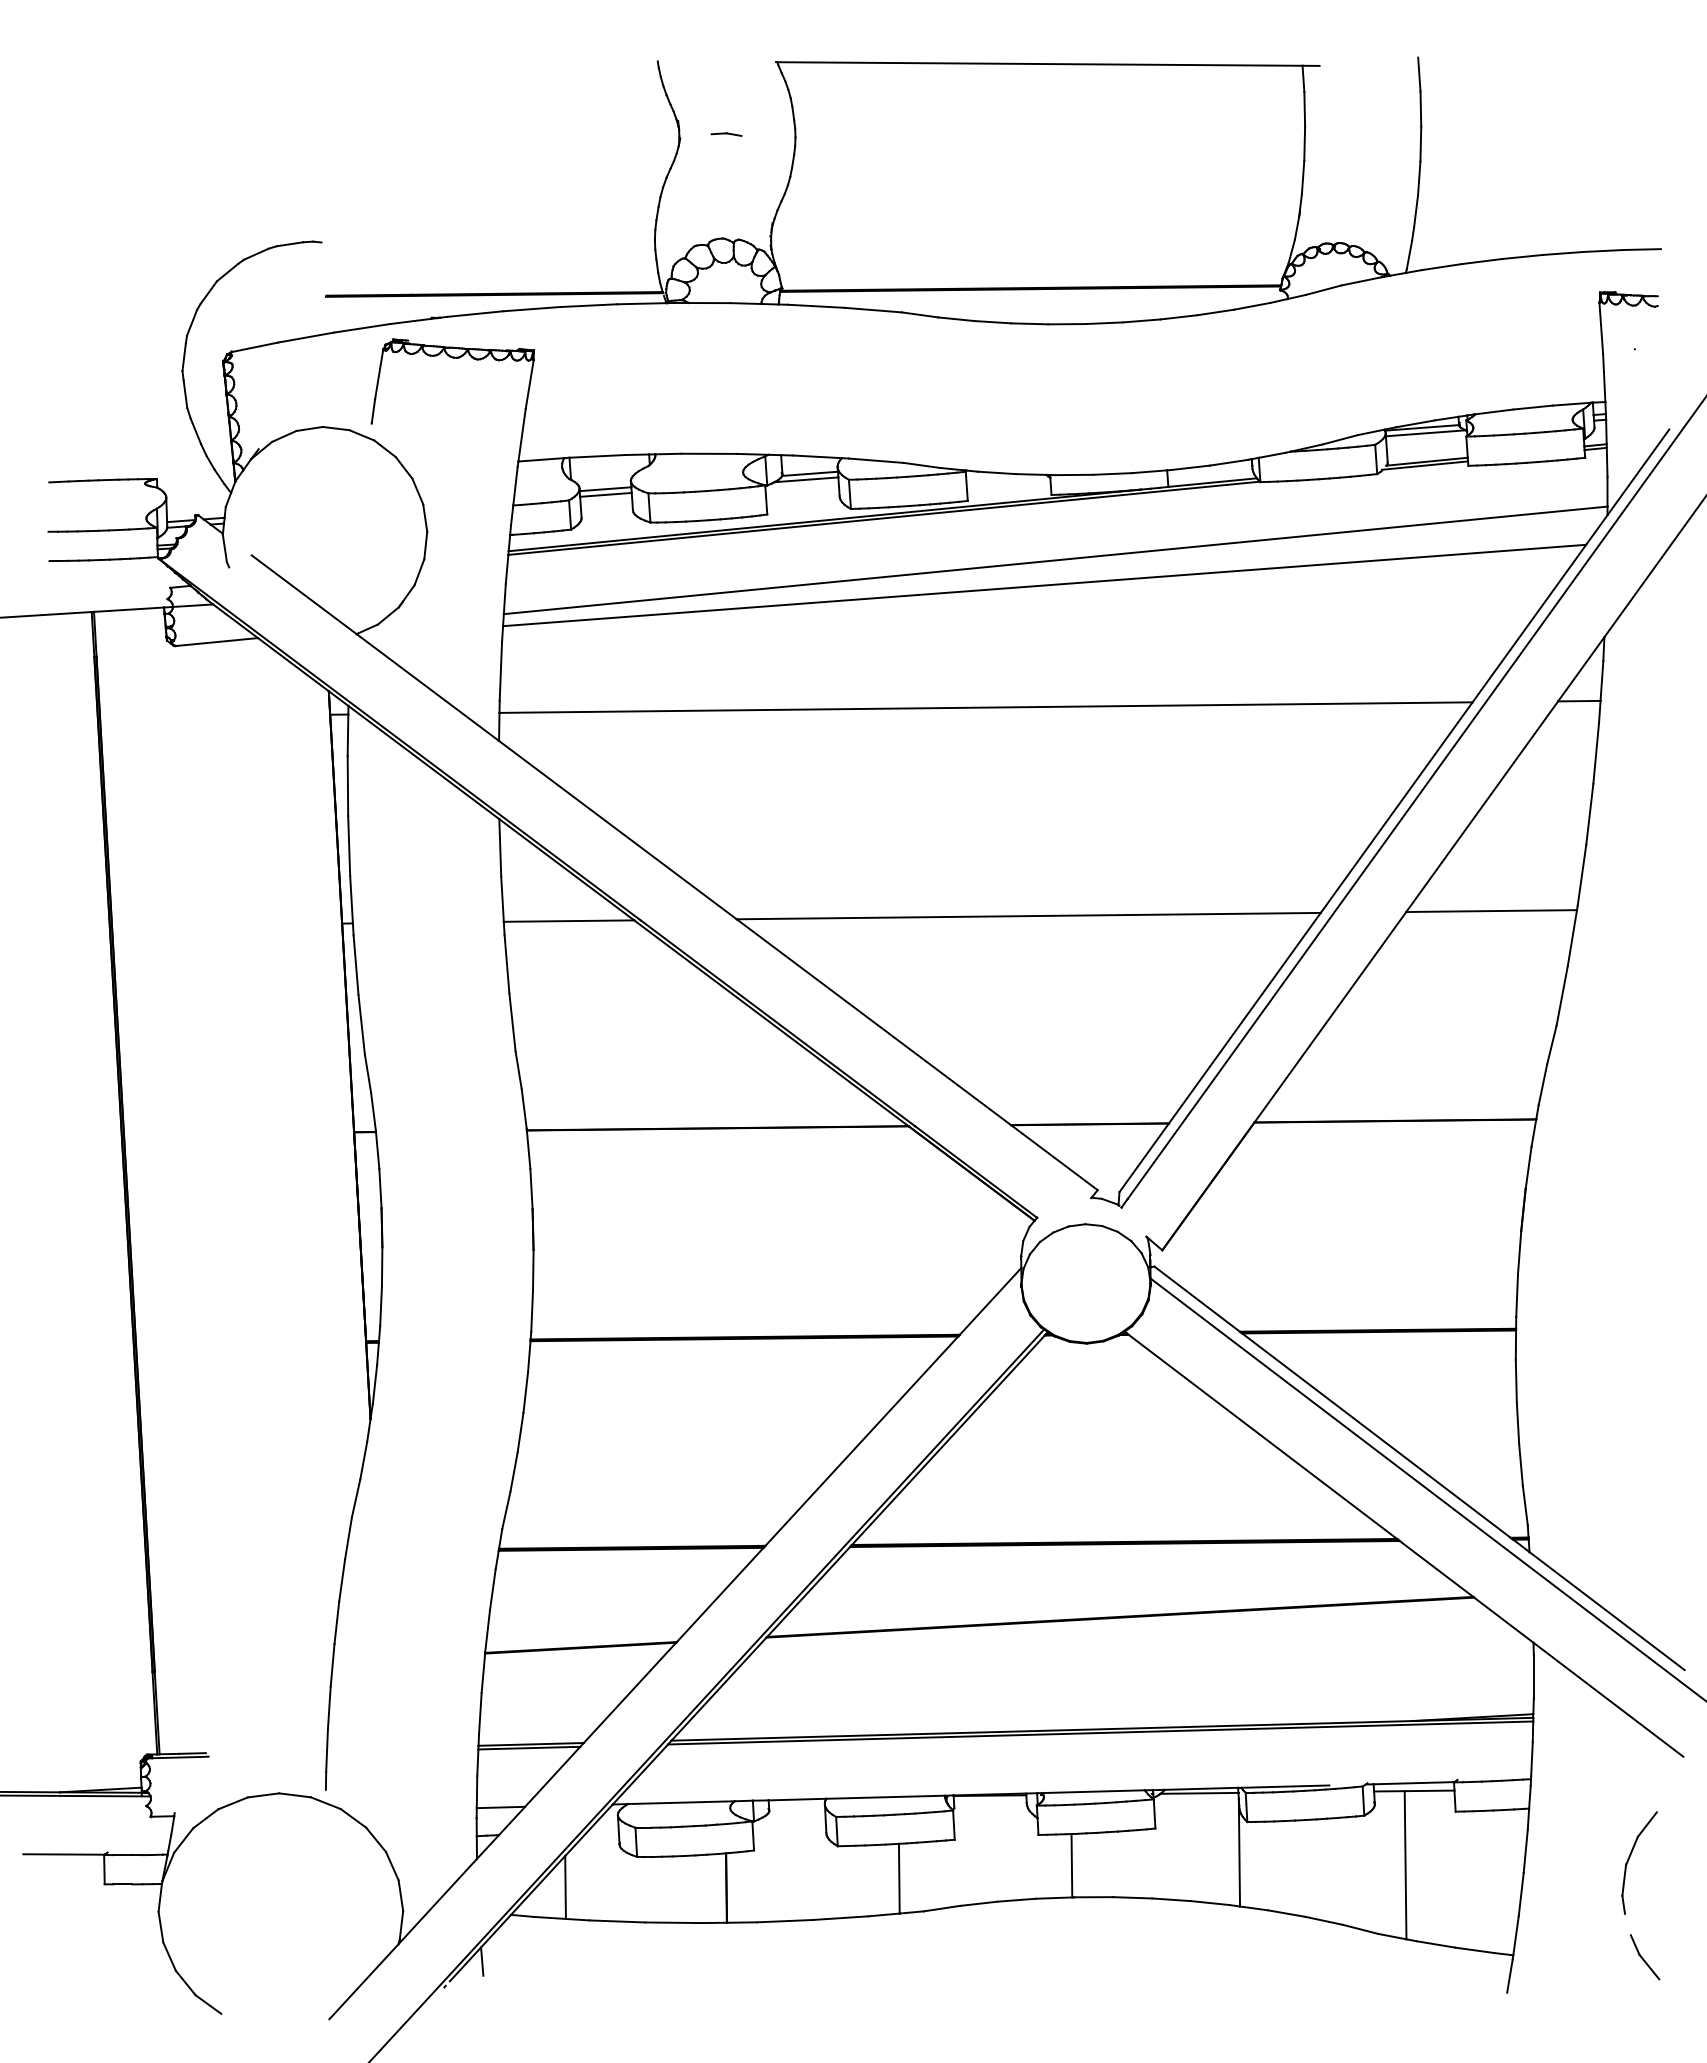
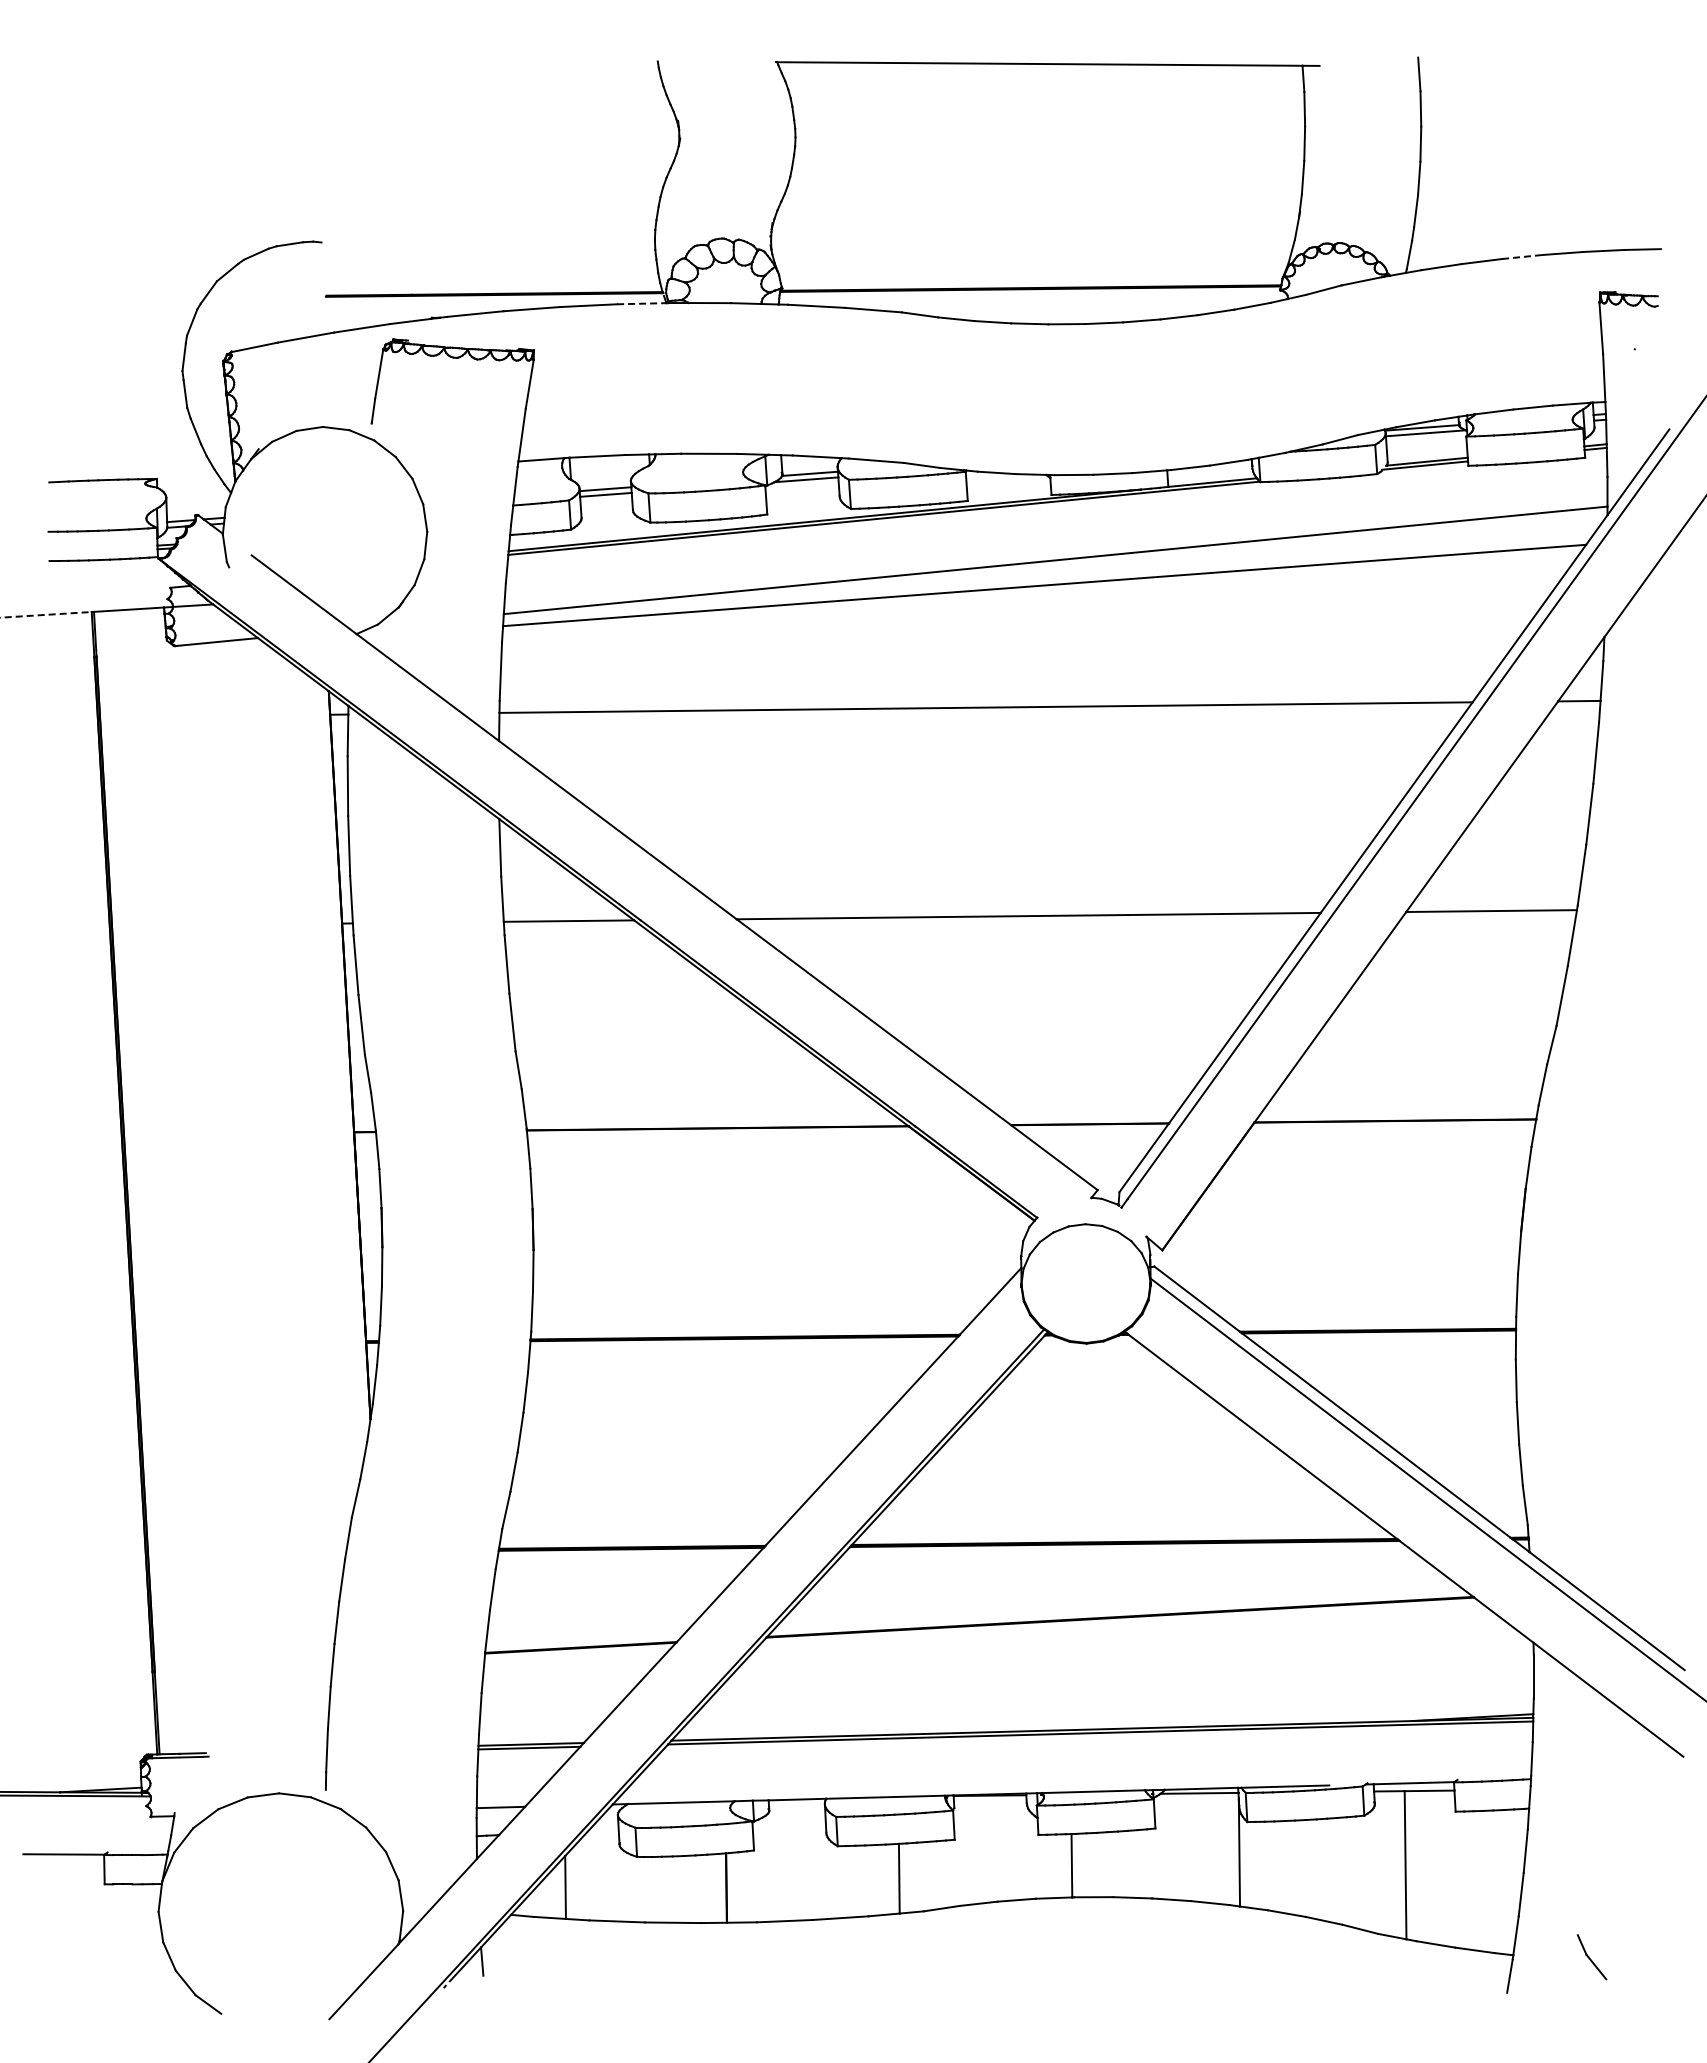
part: present -> none (726, 134)
line: solid -> dashed (1522, 256)
line: solid -> dashed (641, 303)
line: solid -> dashed (45, 614)
part: present -> none (1630, 1857)
part position: (1644, 1957) -> (1591, 1957) (1591, 1957)
